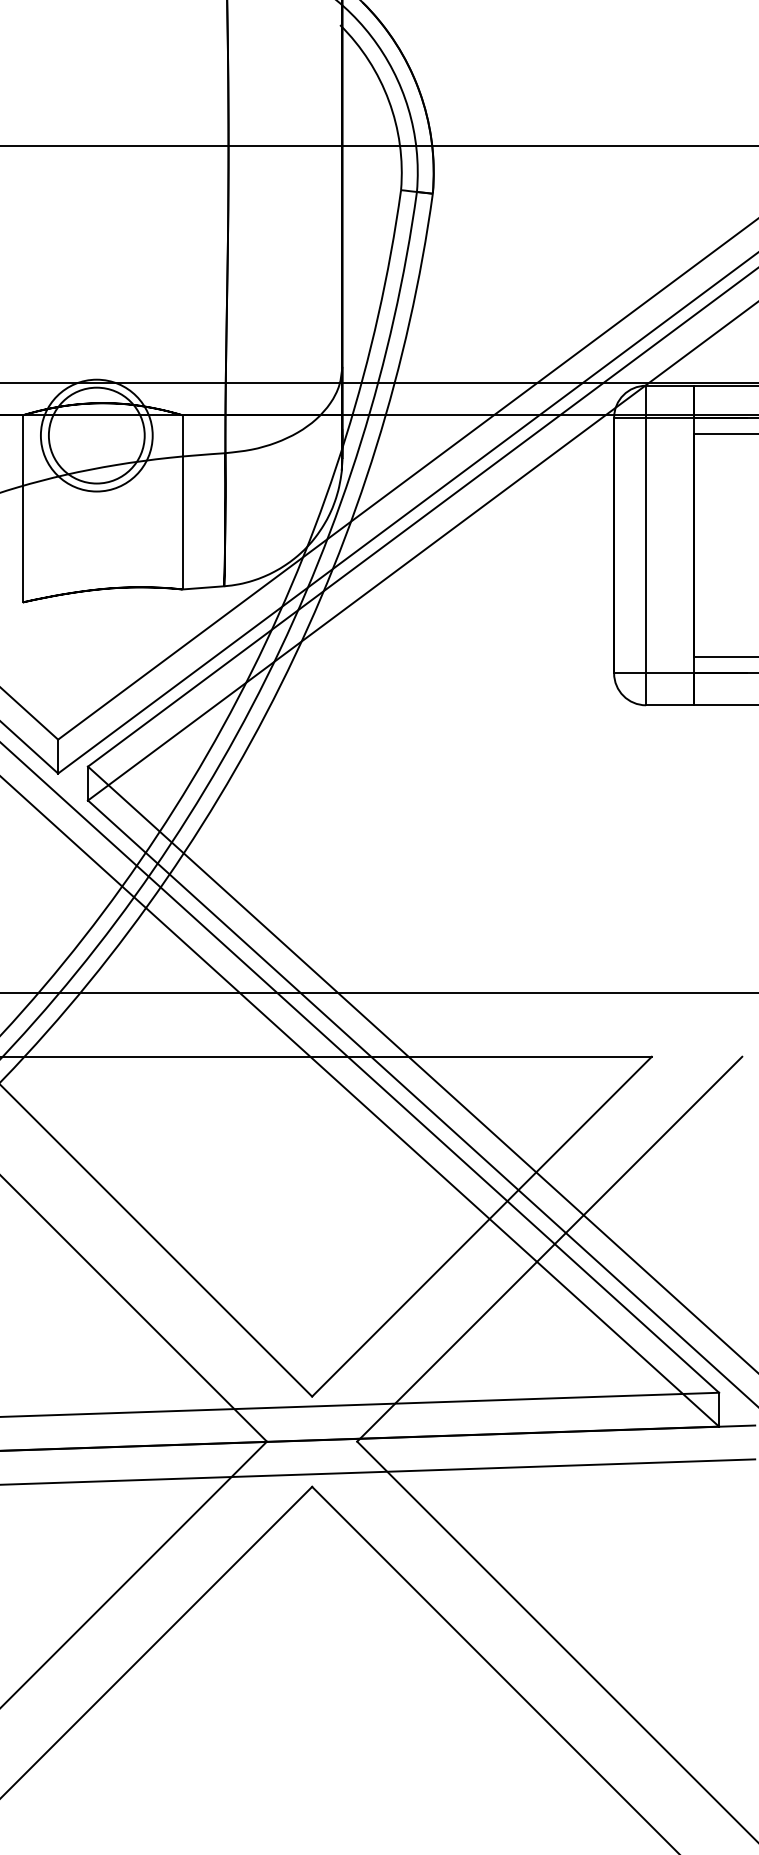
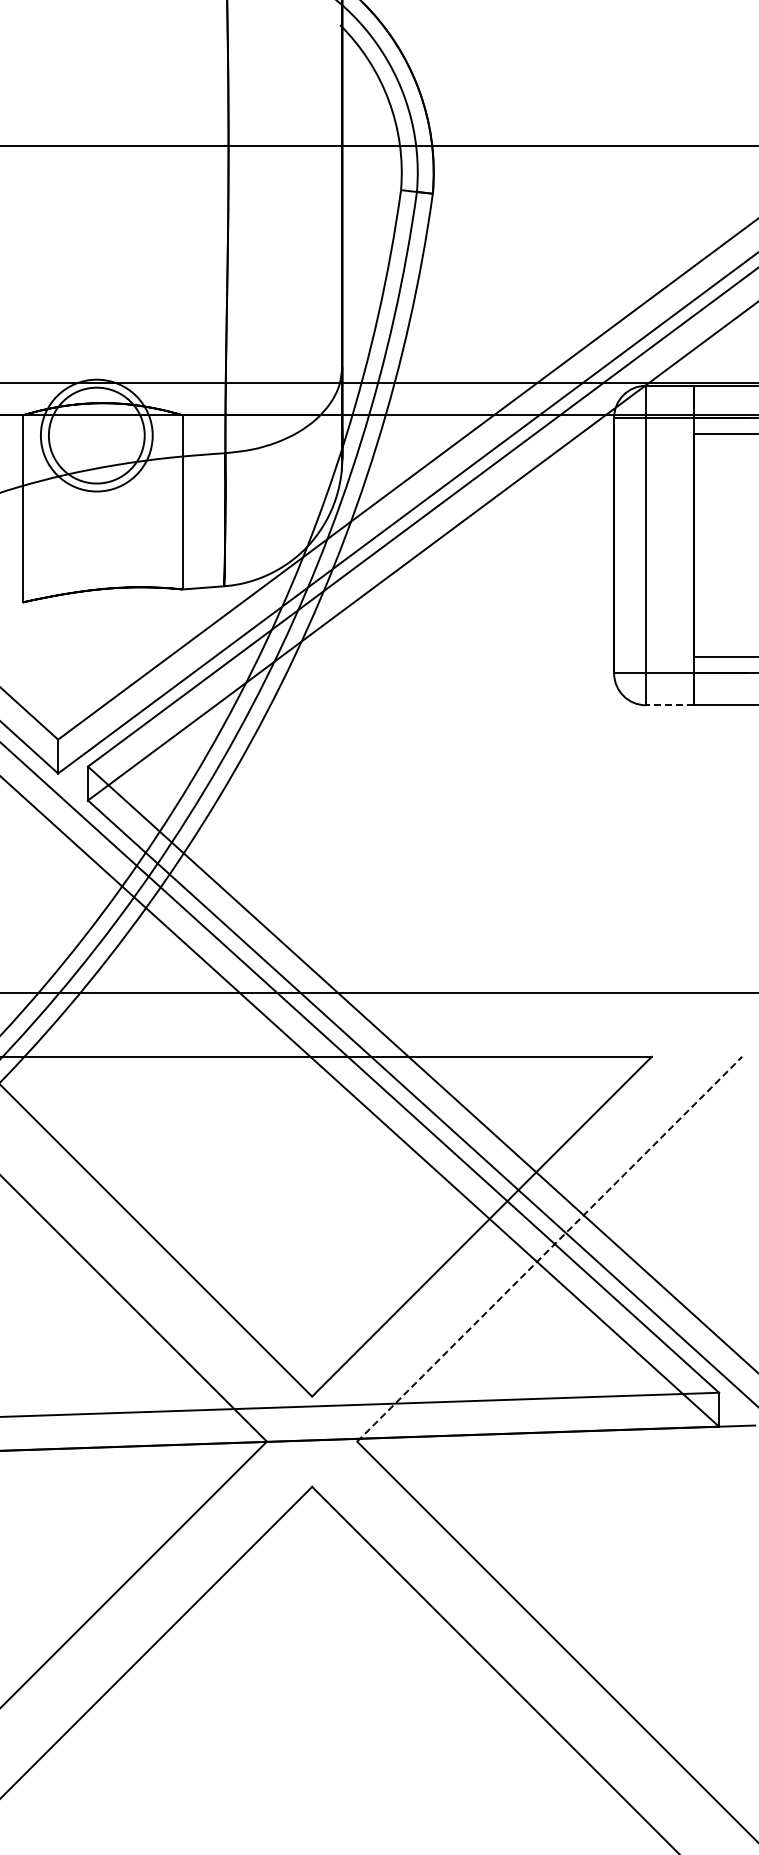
line: solid -> dashed (670, 705)
line: solid -> dashed (550, 1248)
line: present -> none (378, 1471)
